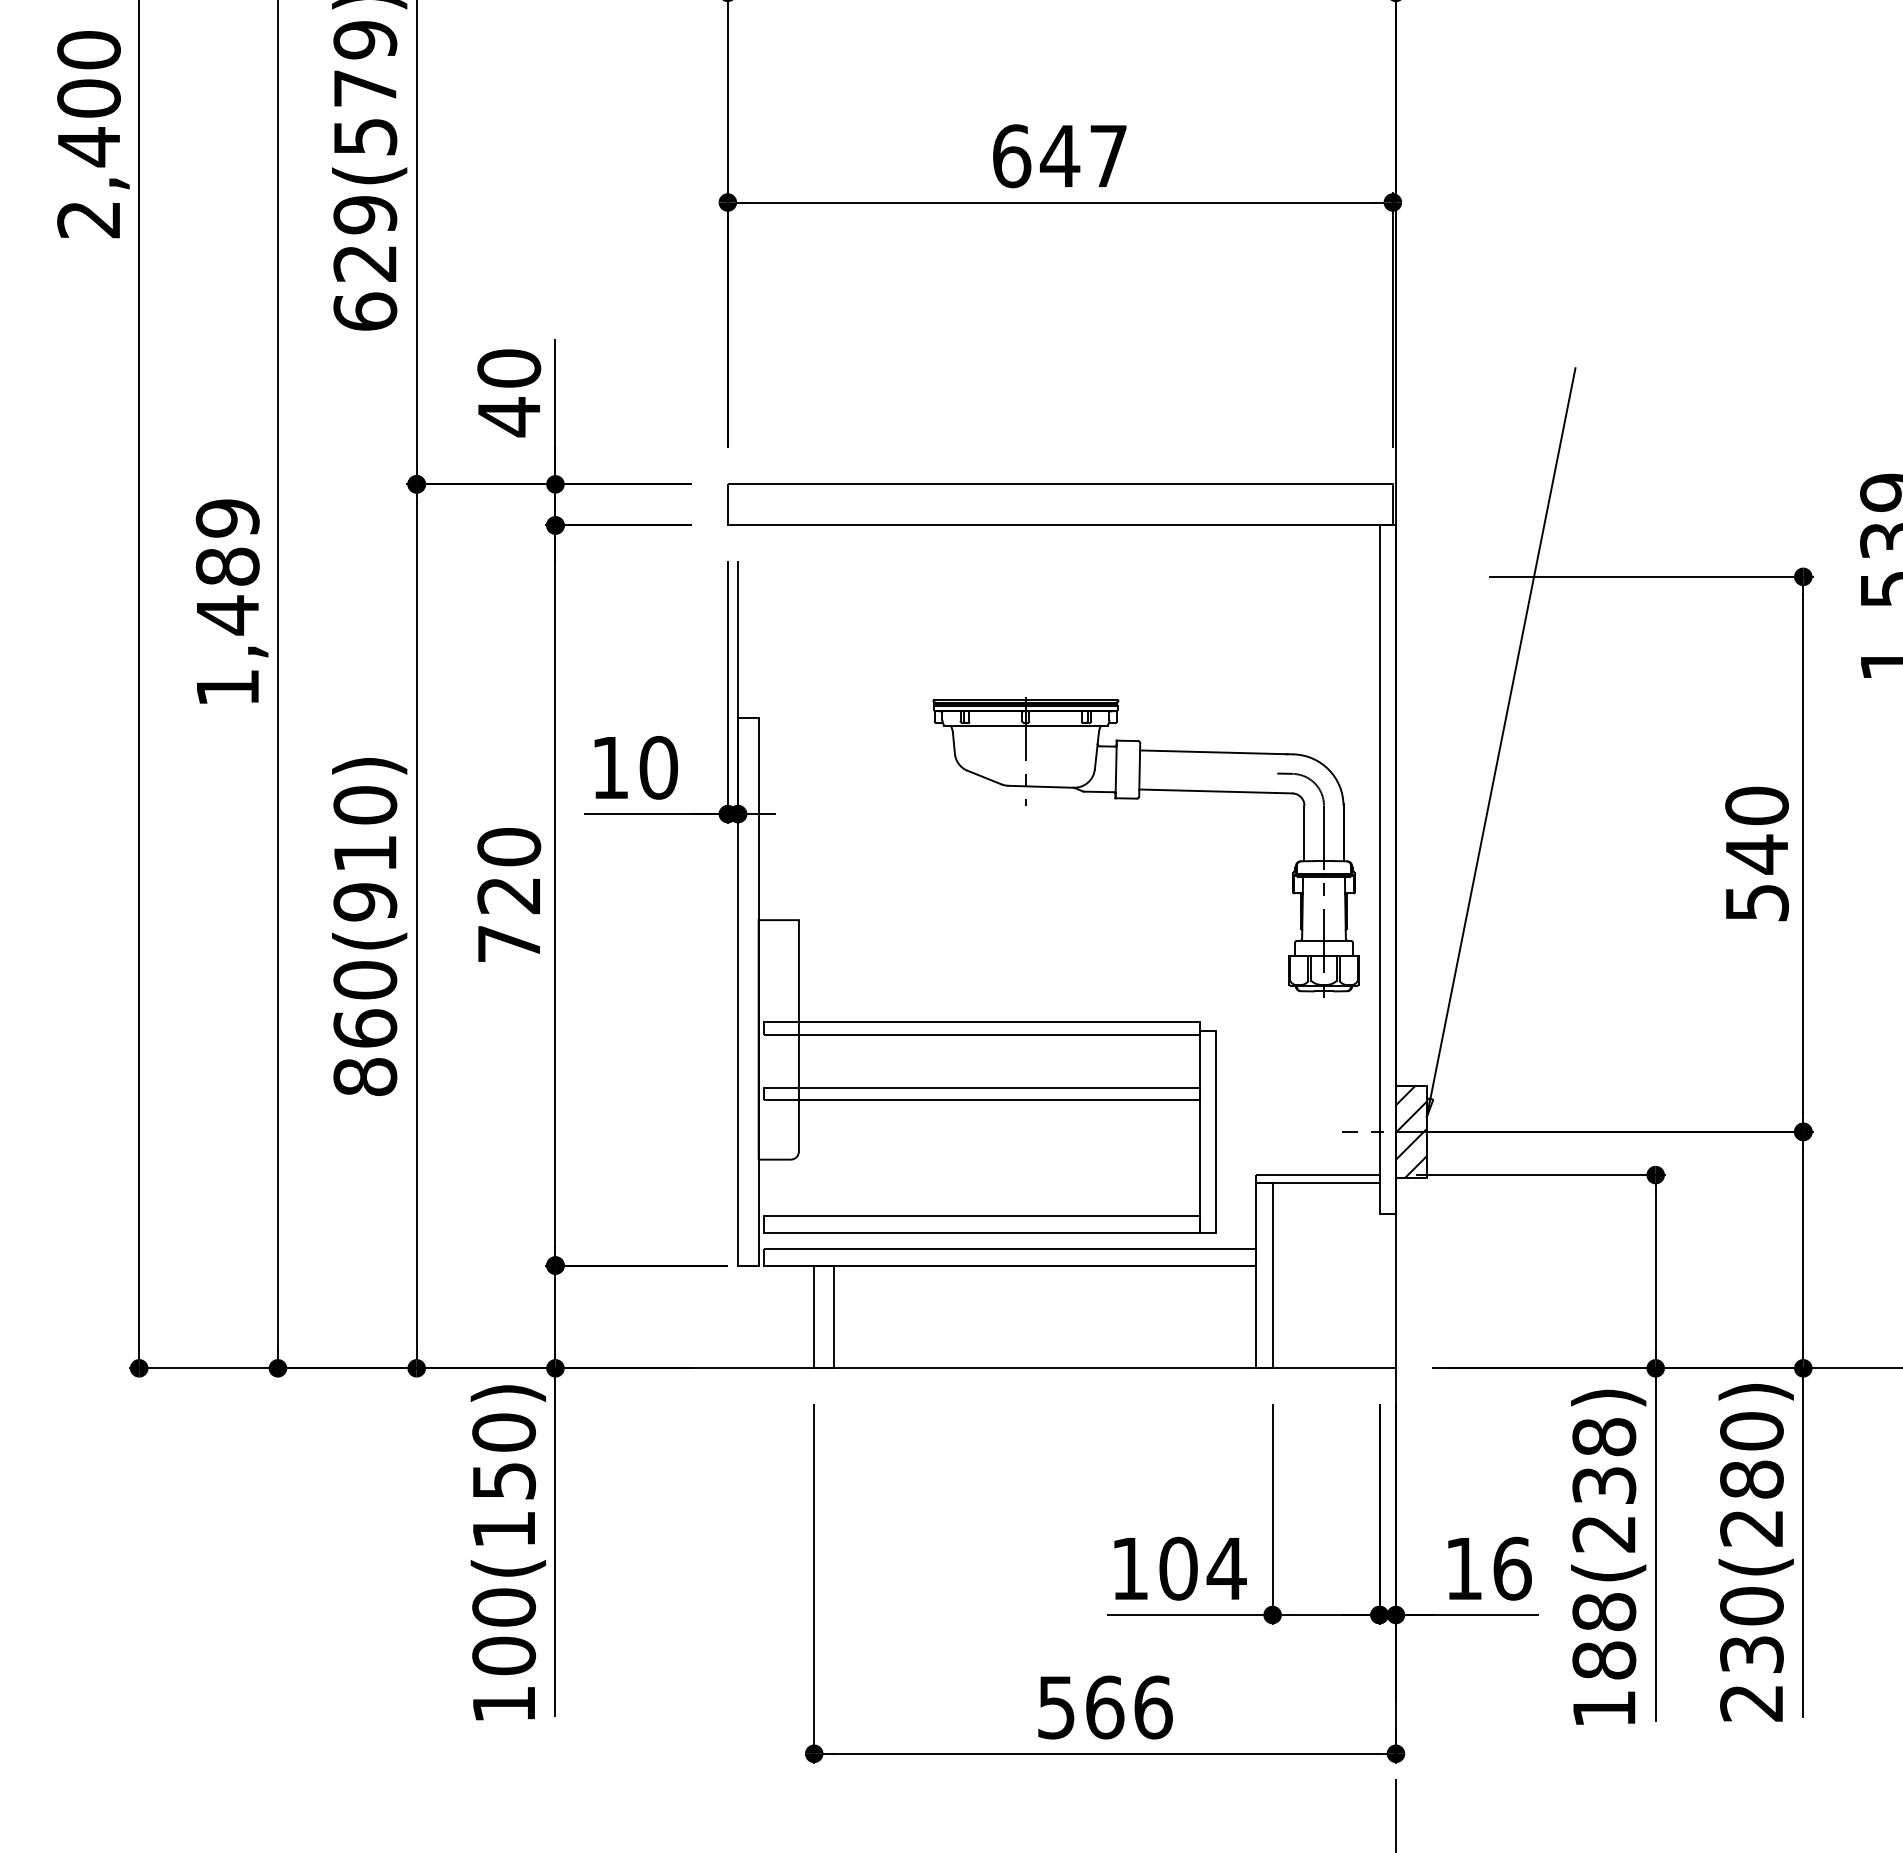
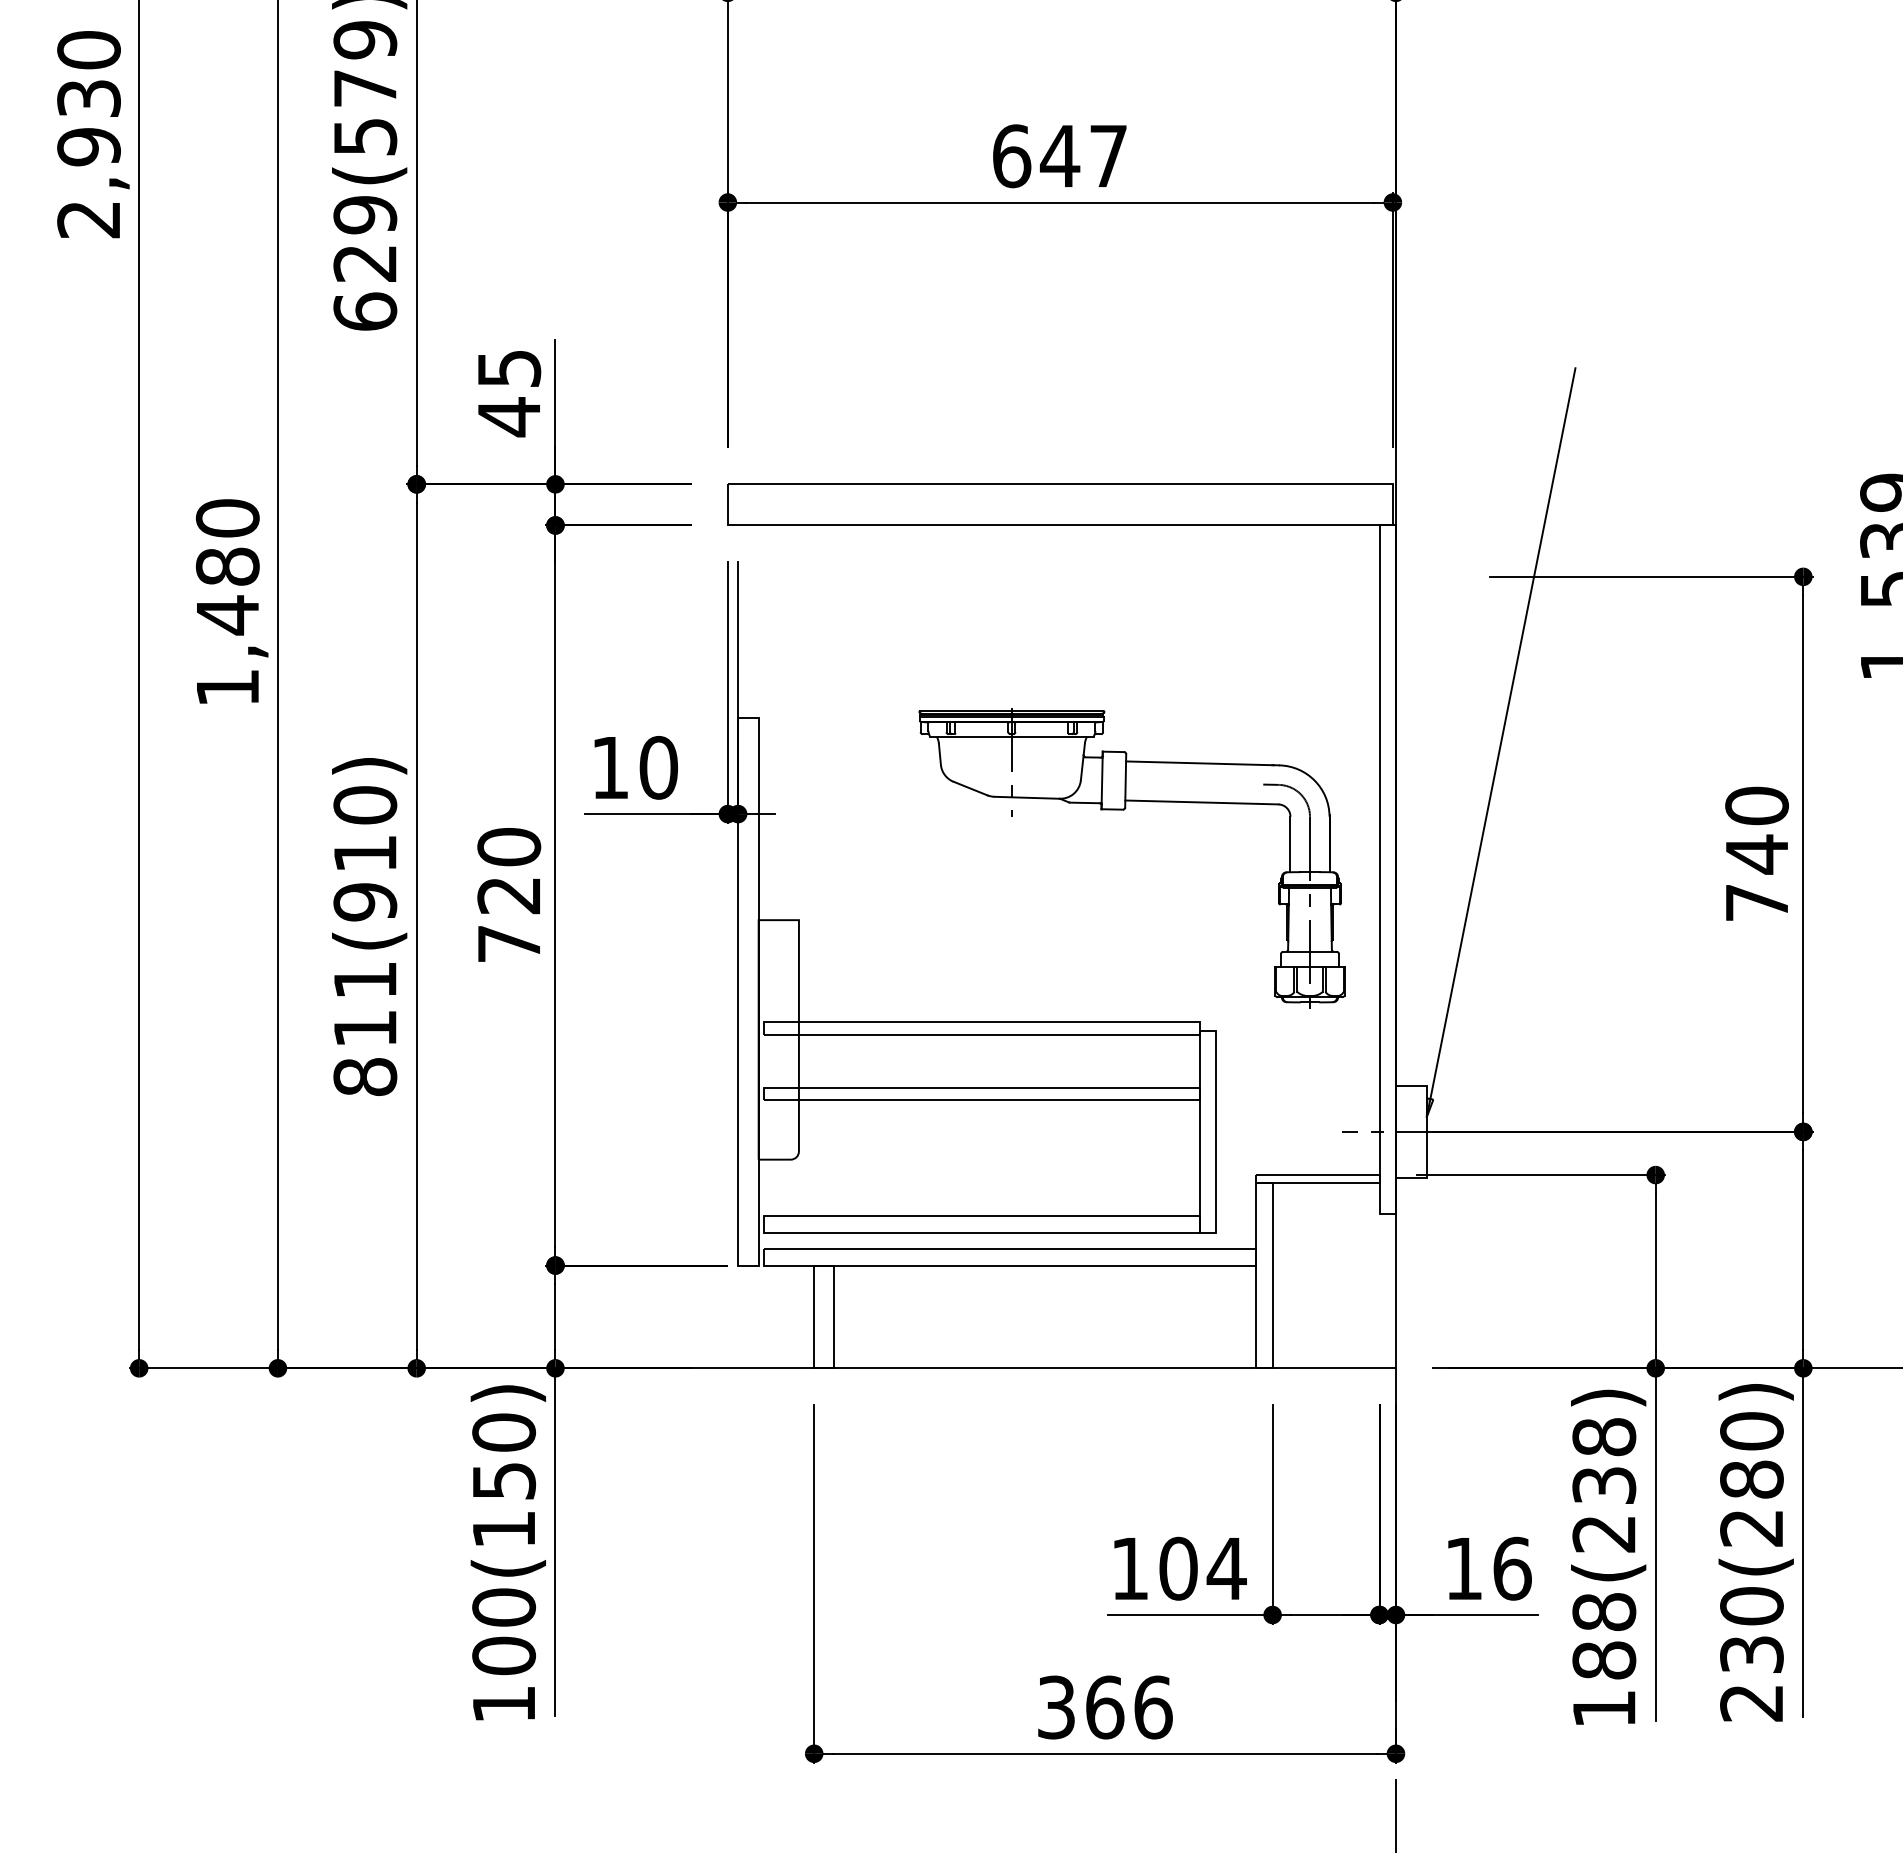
text: 2,400 -> 2,930 (88, 123)
text: 40 -> 45 (509, 368)
text: 1,489 -> 1,480 (227, 518)
part position: (1138, 799) -> (1124, 810) (1124, 810)
text: 540 -> 740 (1757, 903)
text: 860(910) -> 811(910) (365, 1004)
hatch: present -> none (1410, 1131)
text: 566 -> 366 (1056, 1706)
